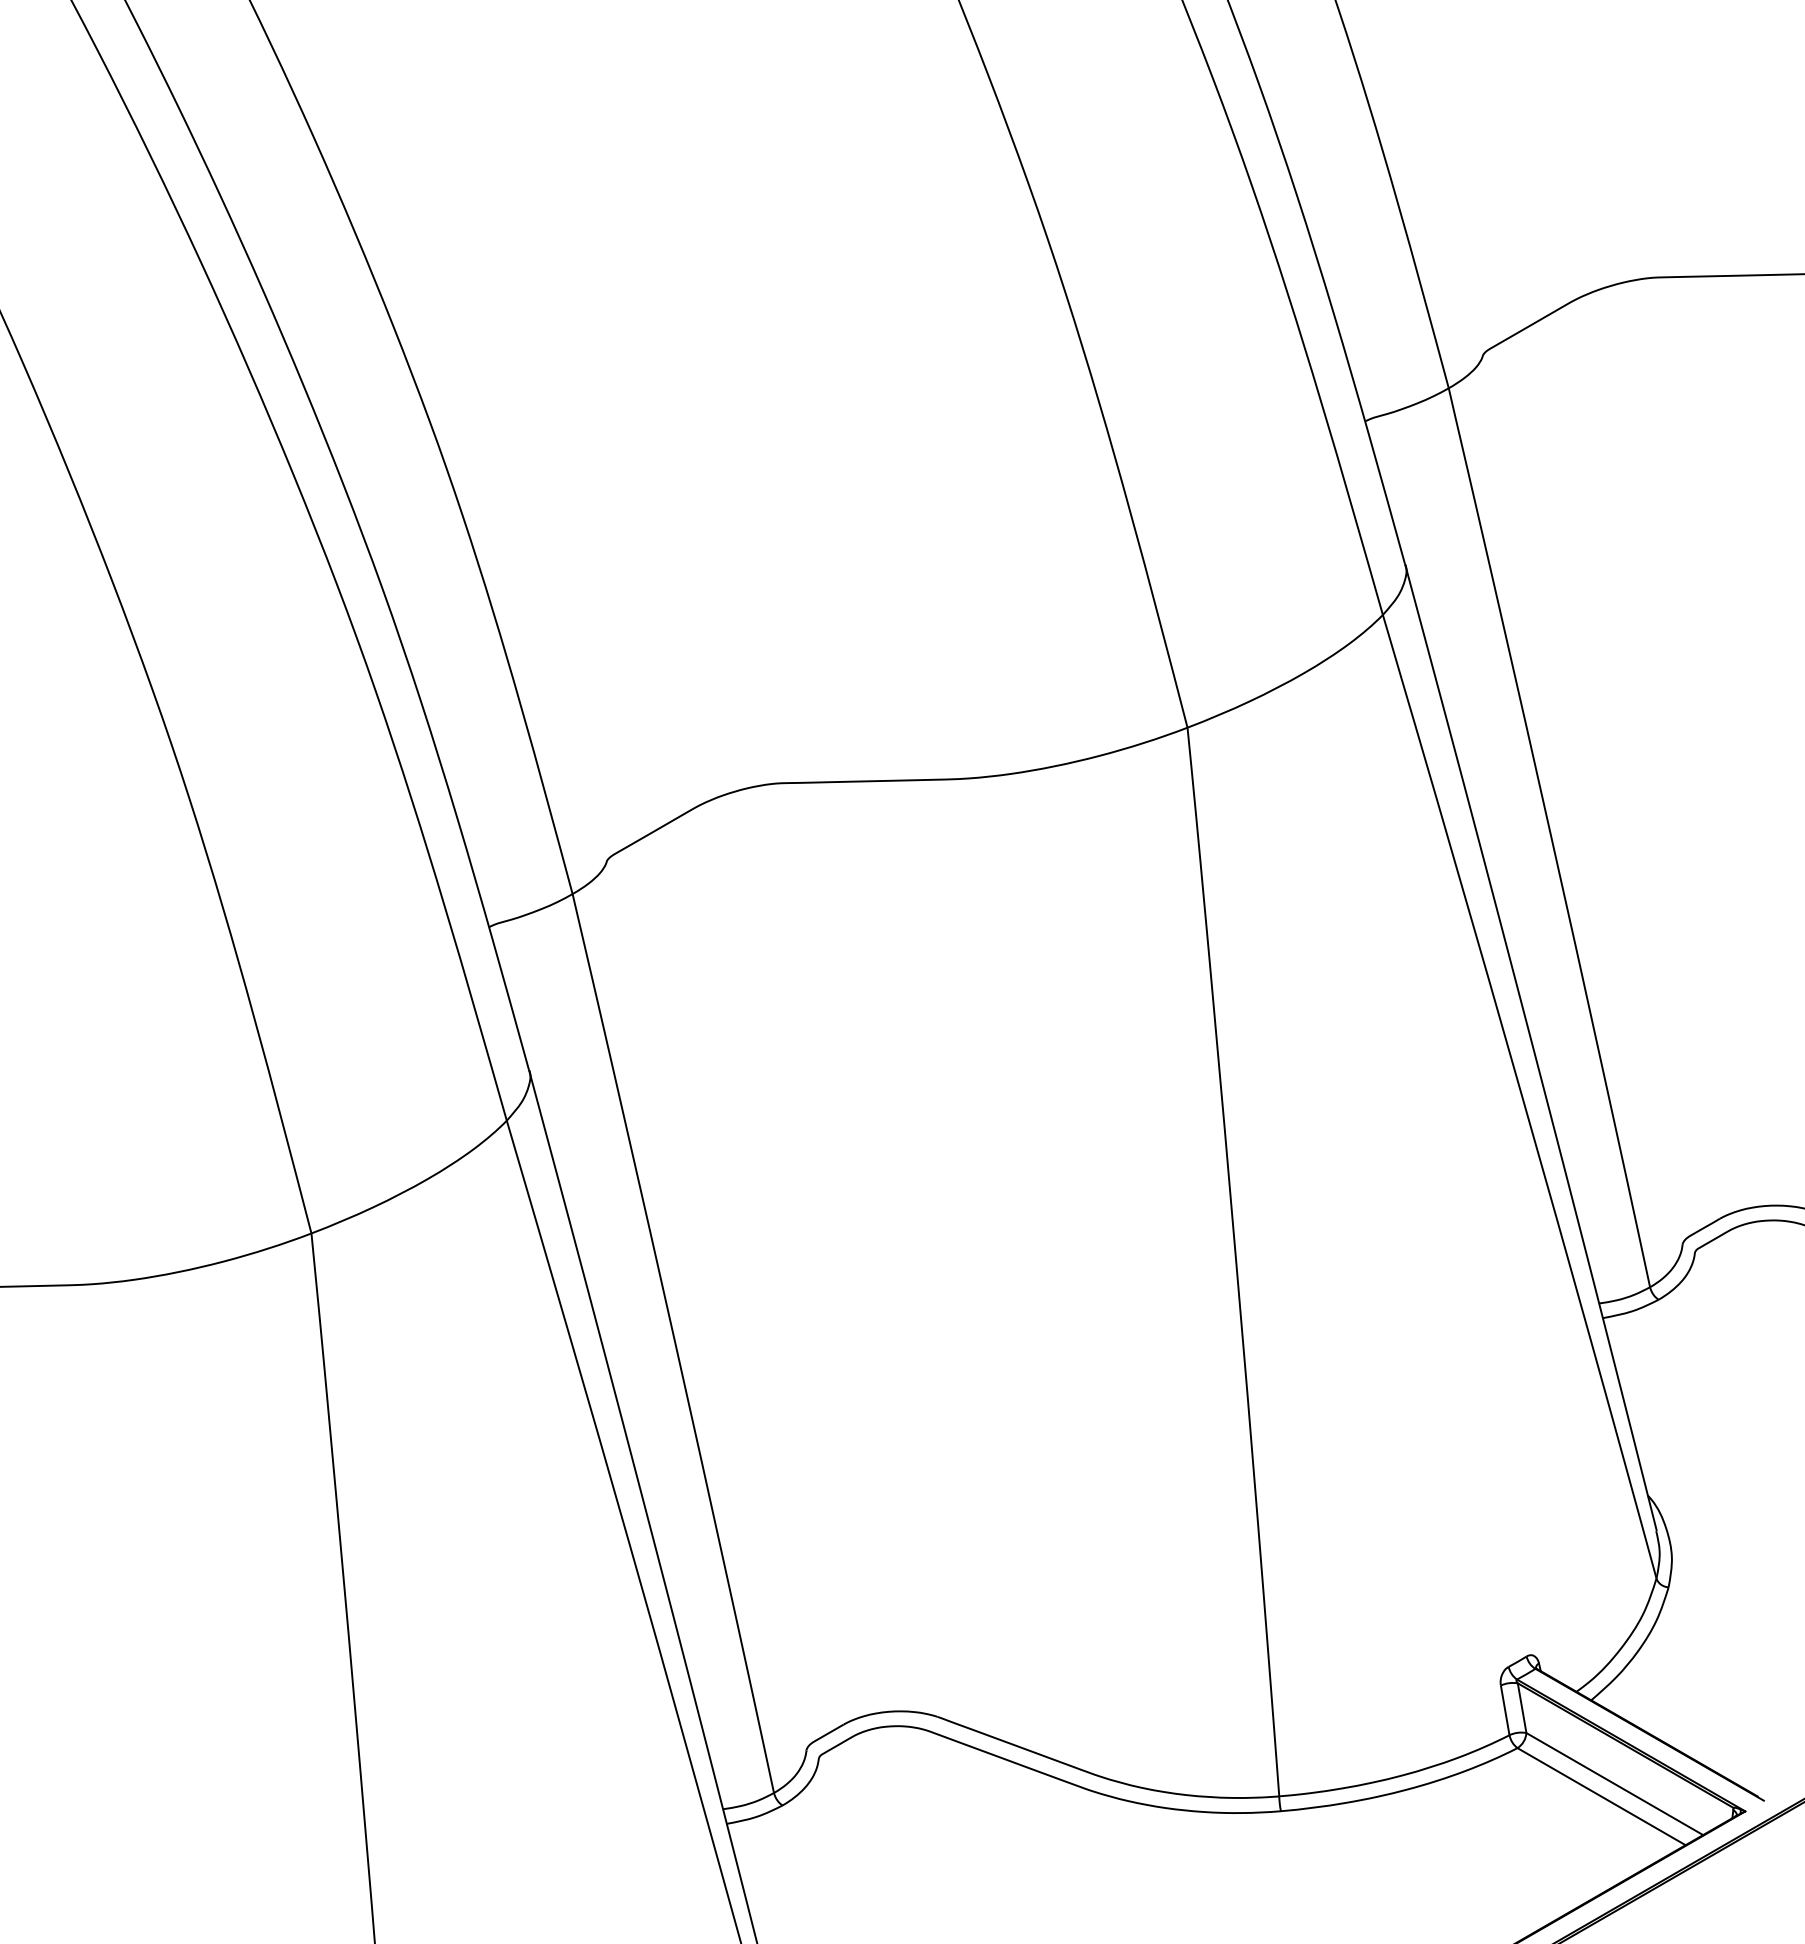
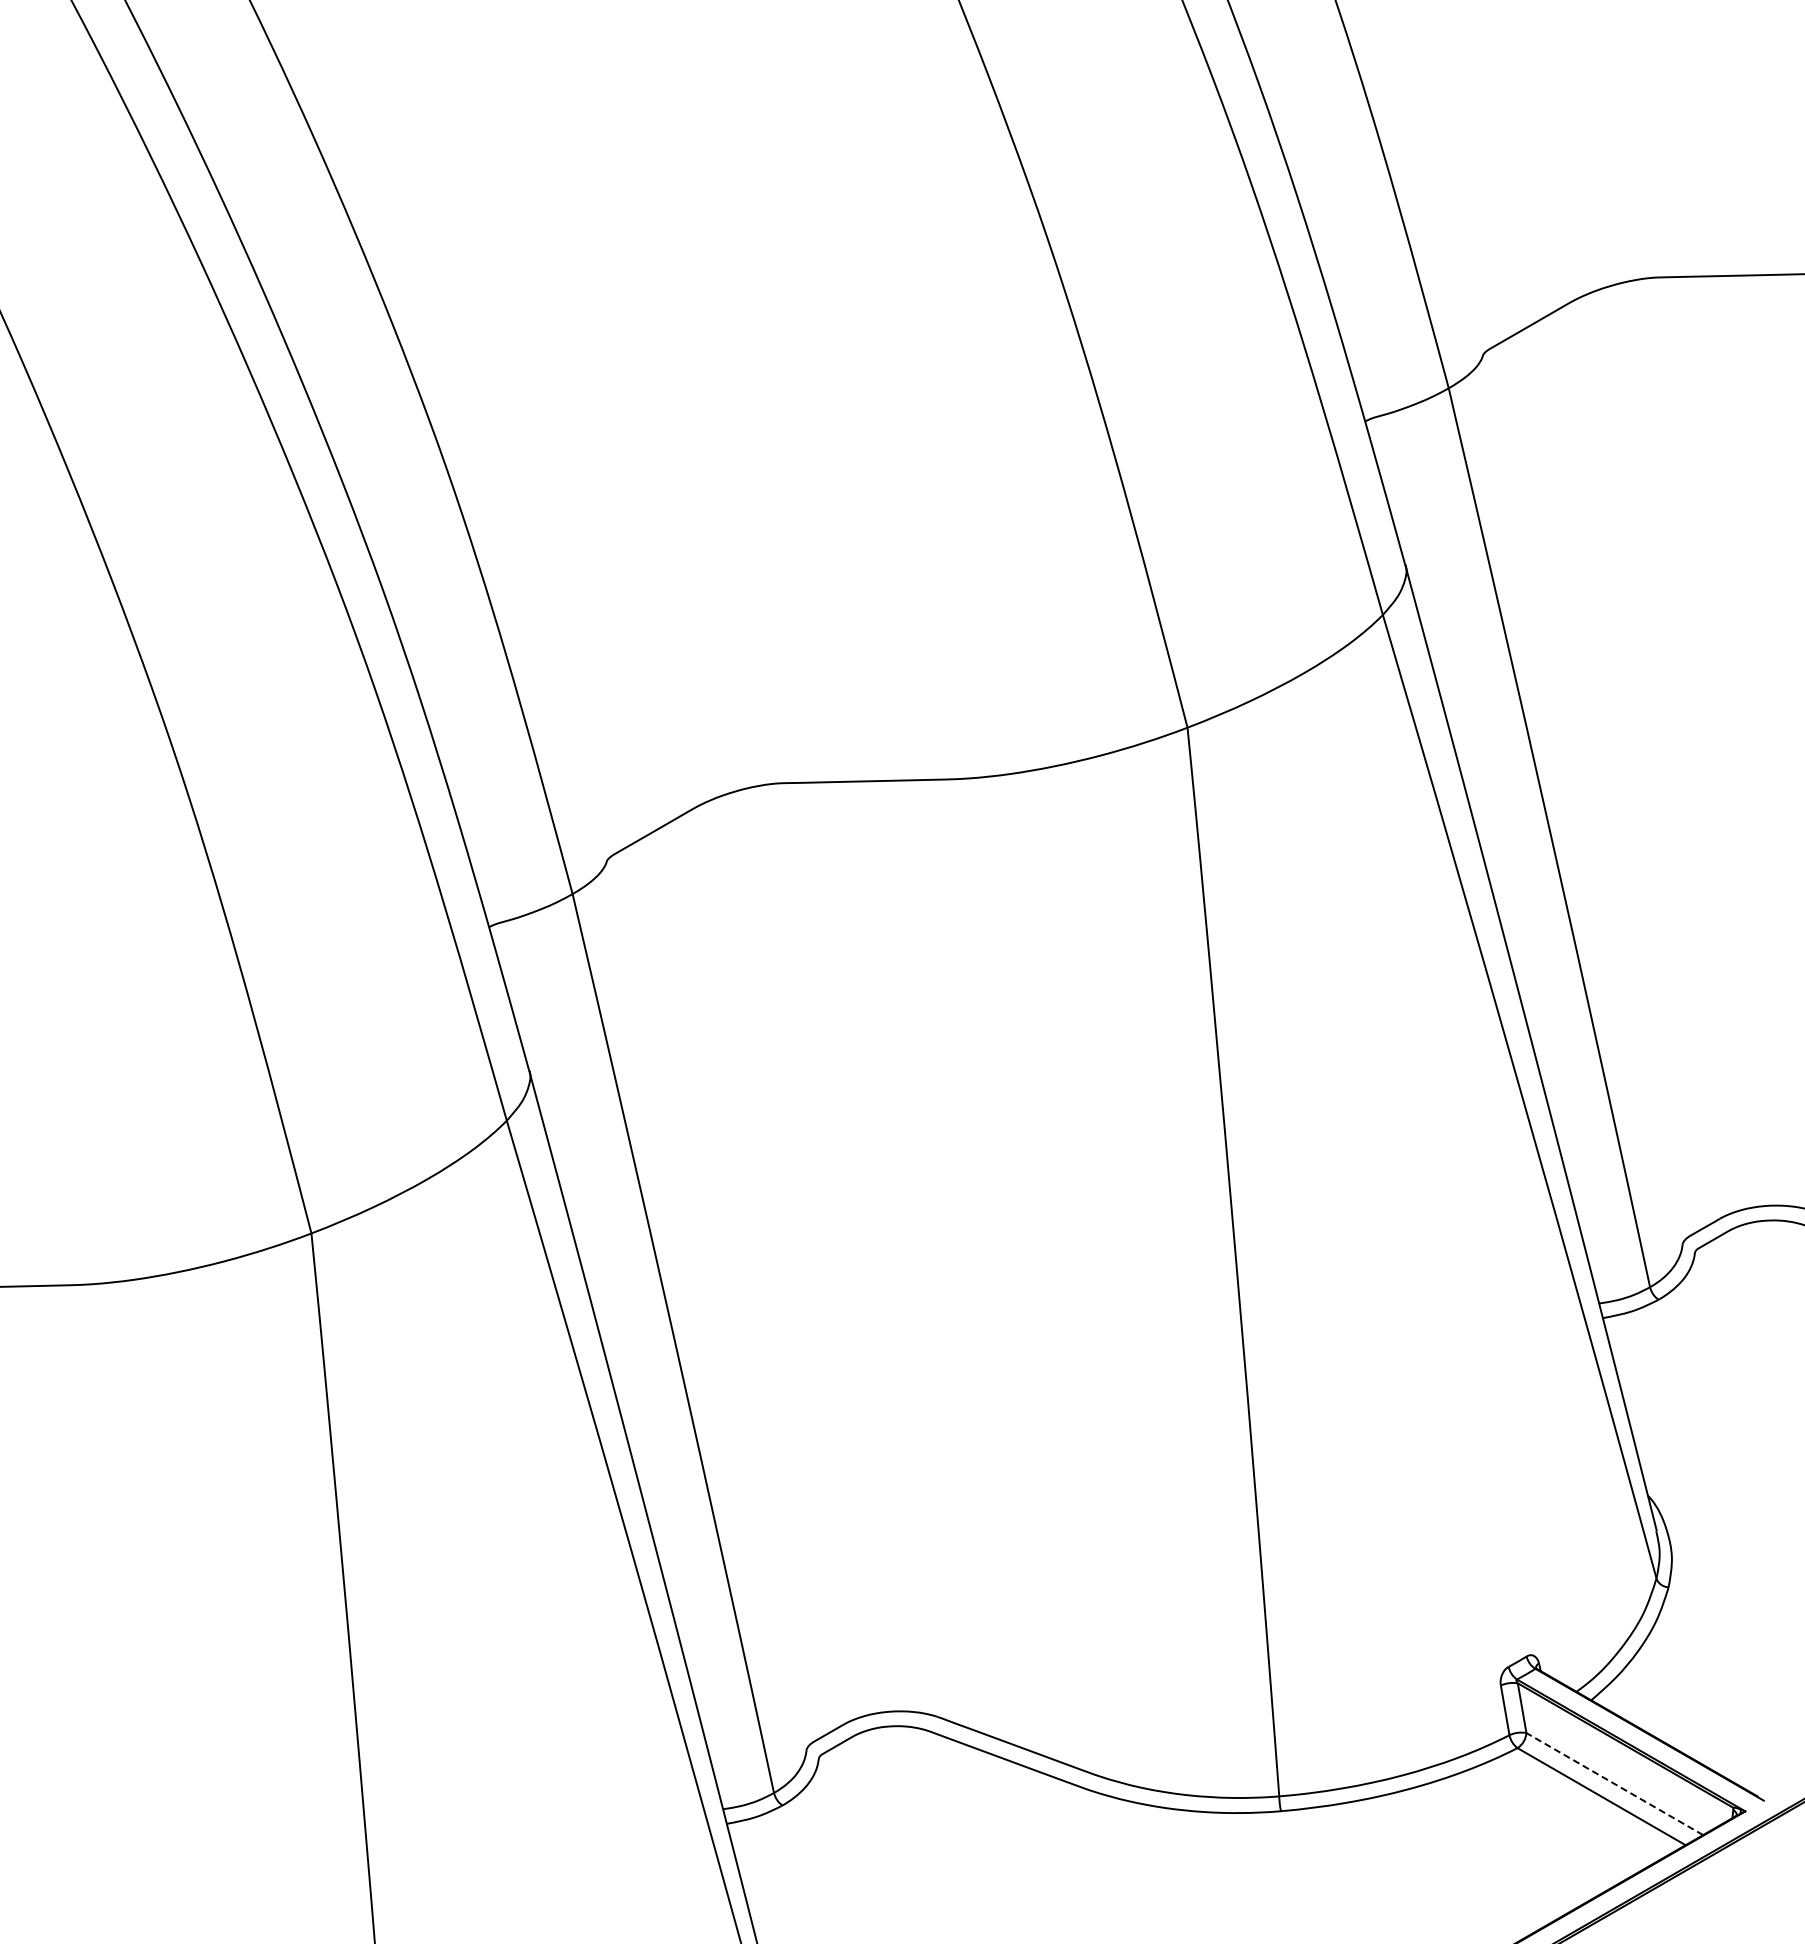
line: solid -> dashed (1614, 1783)
